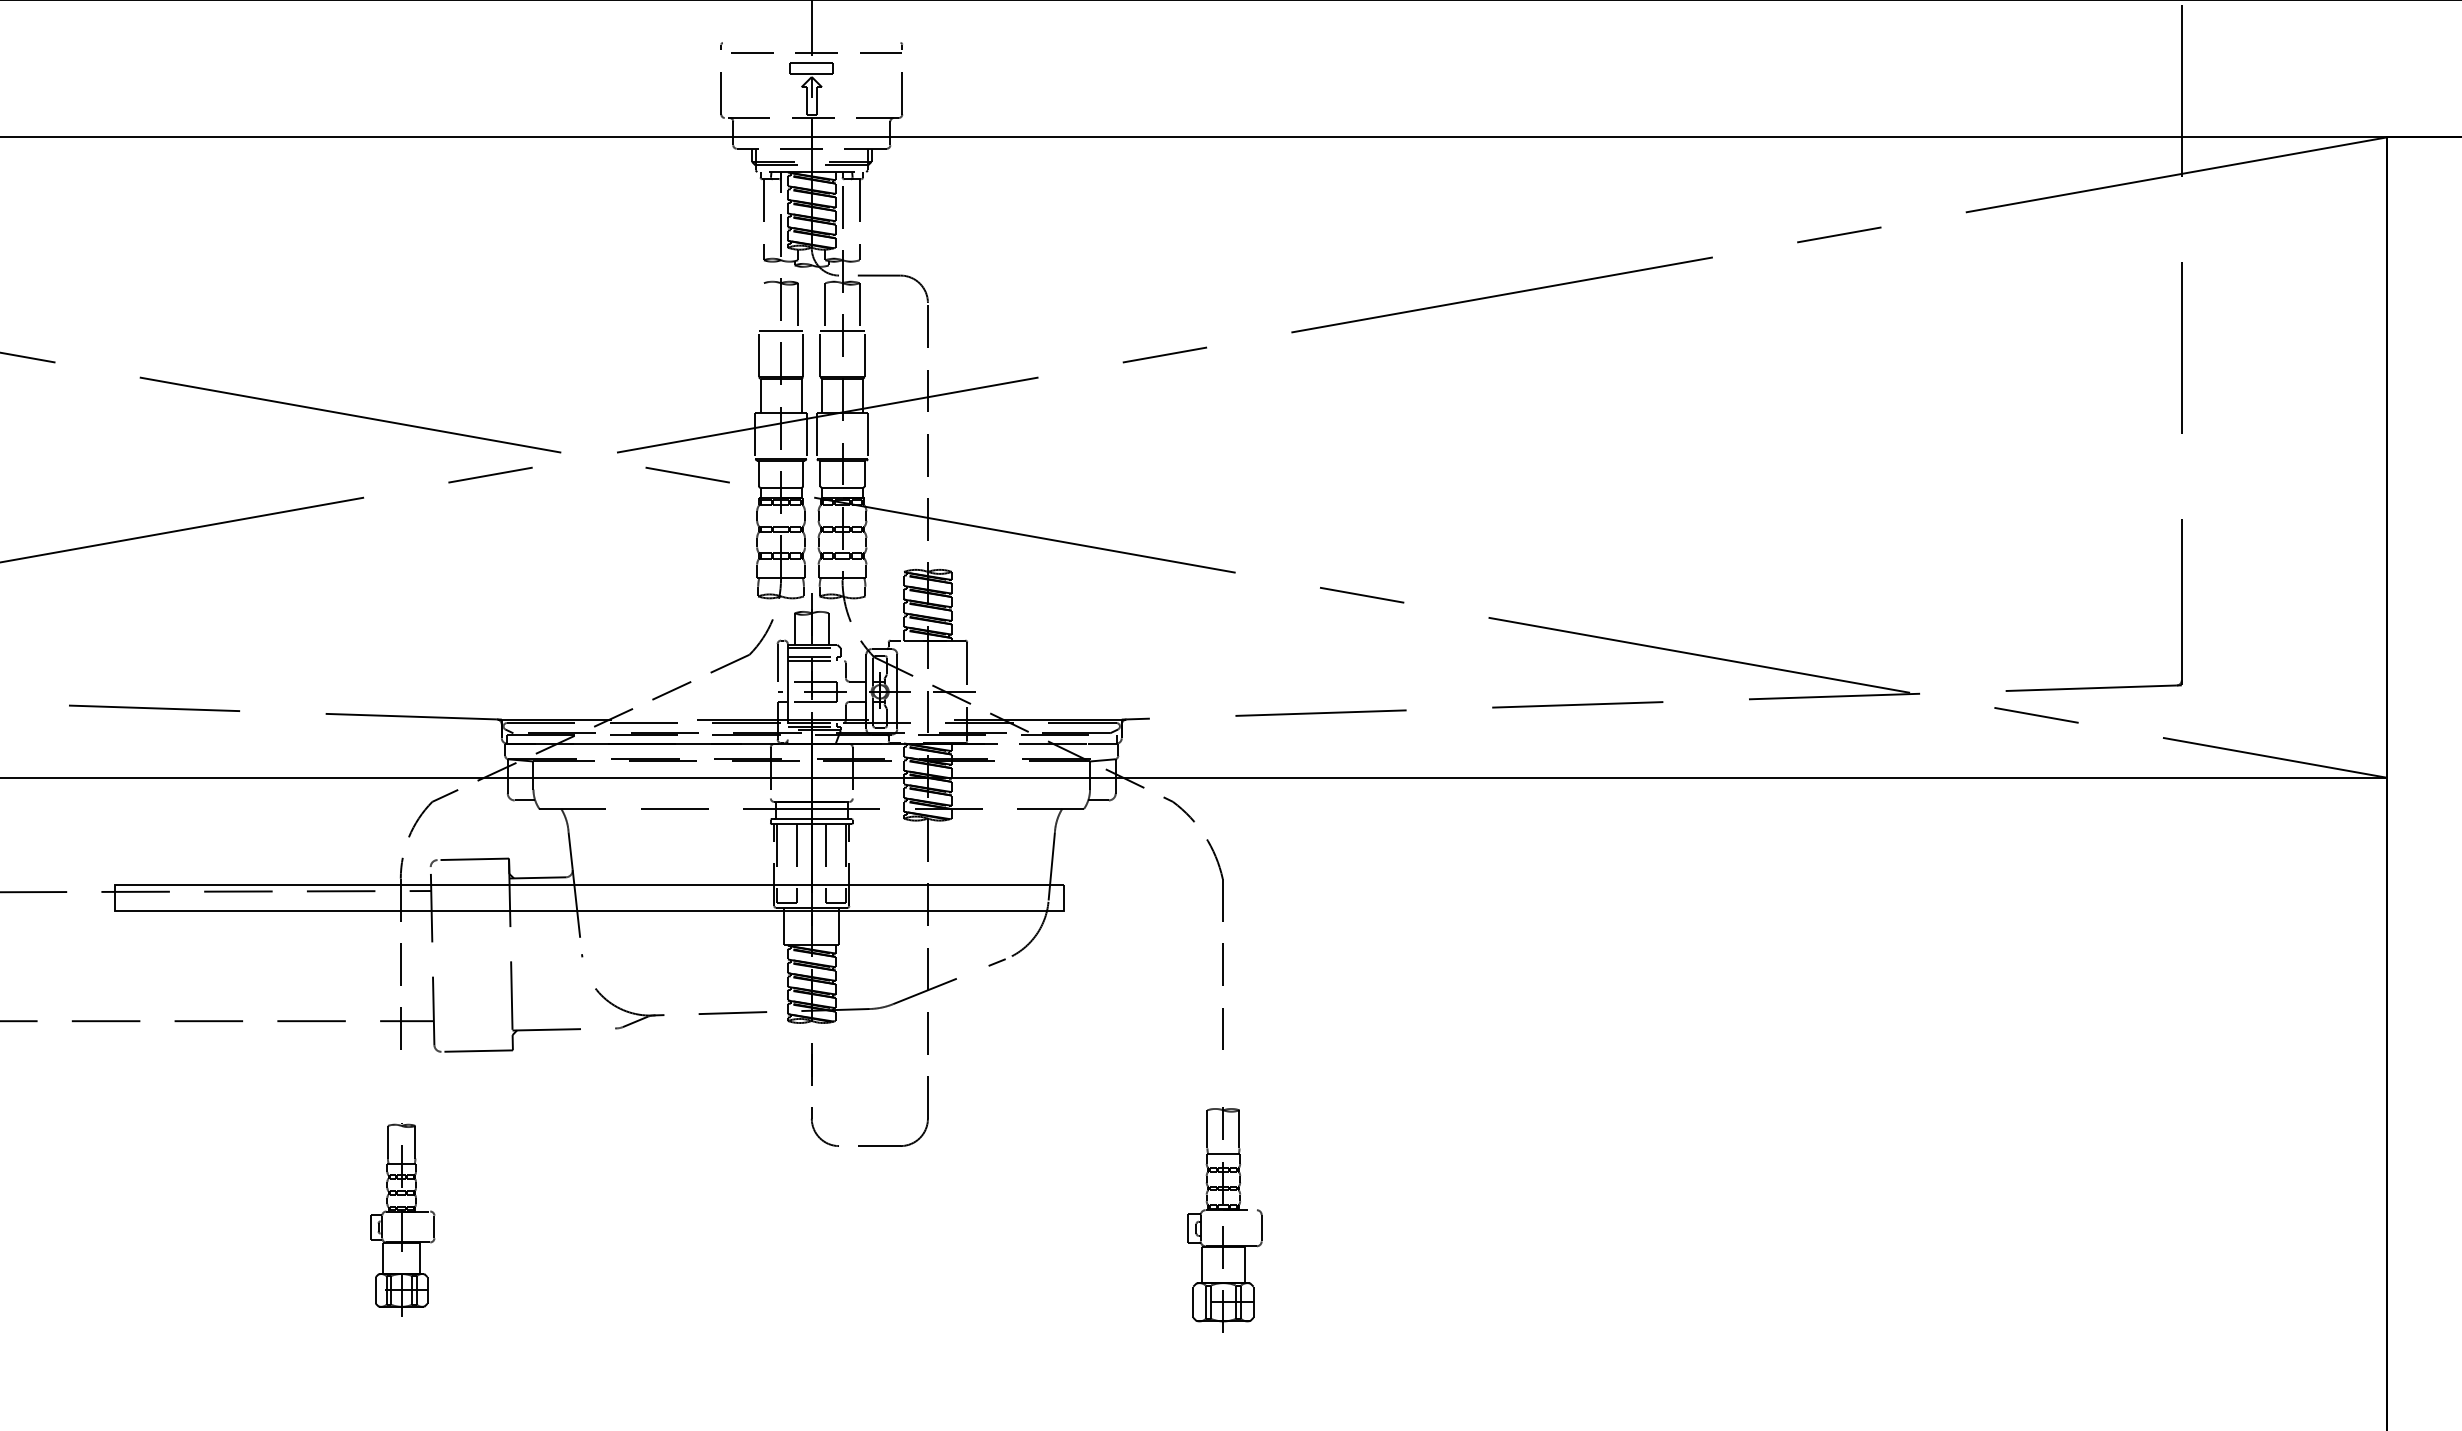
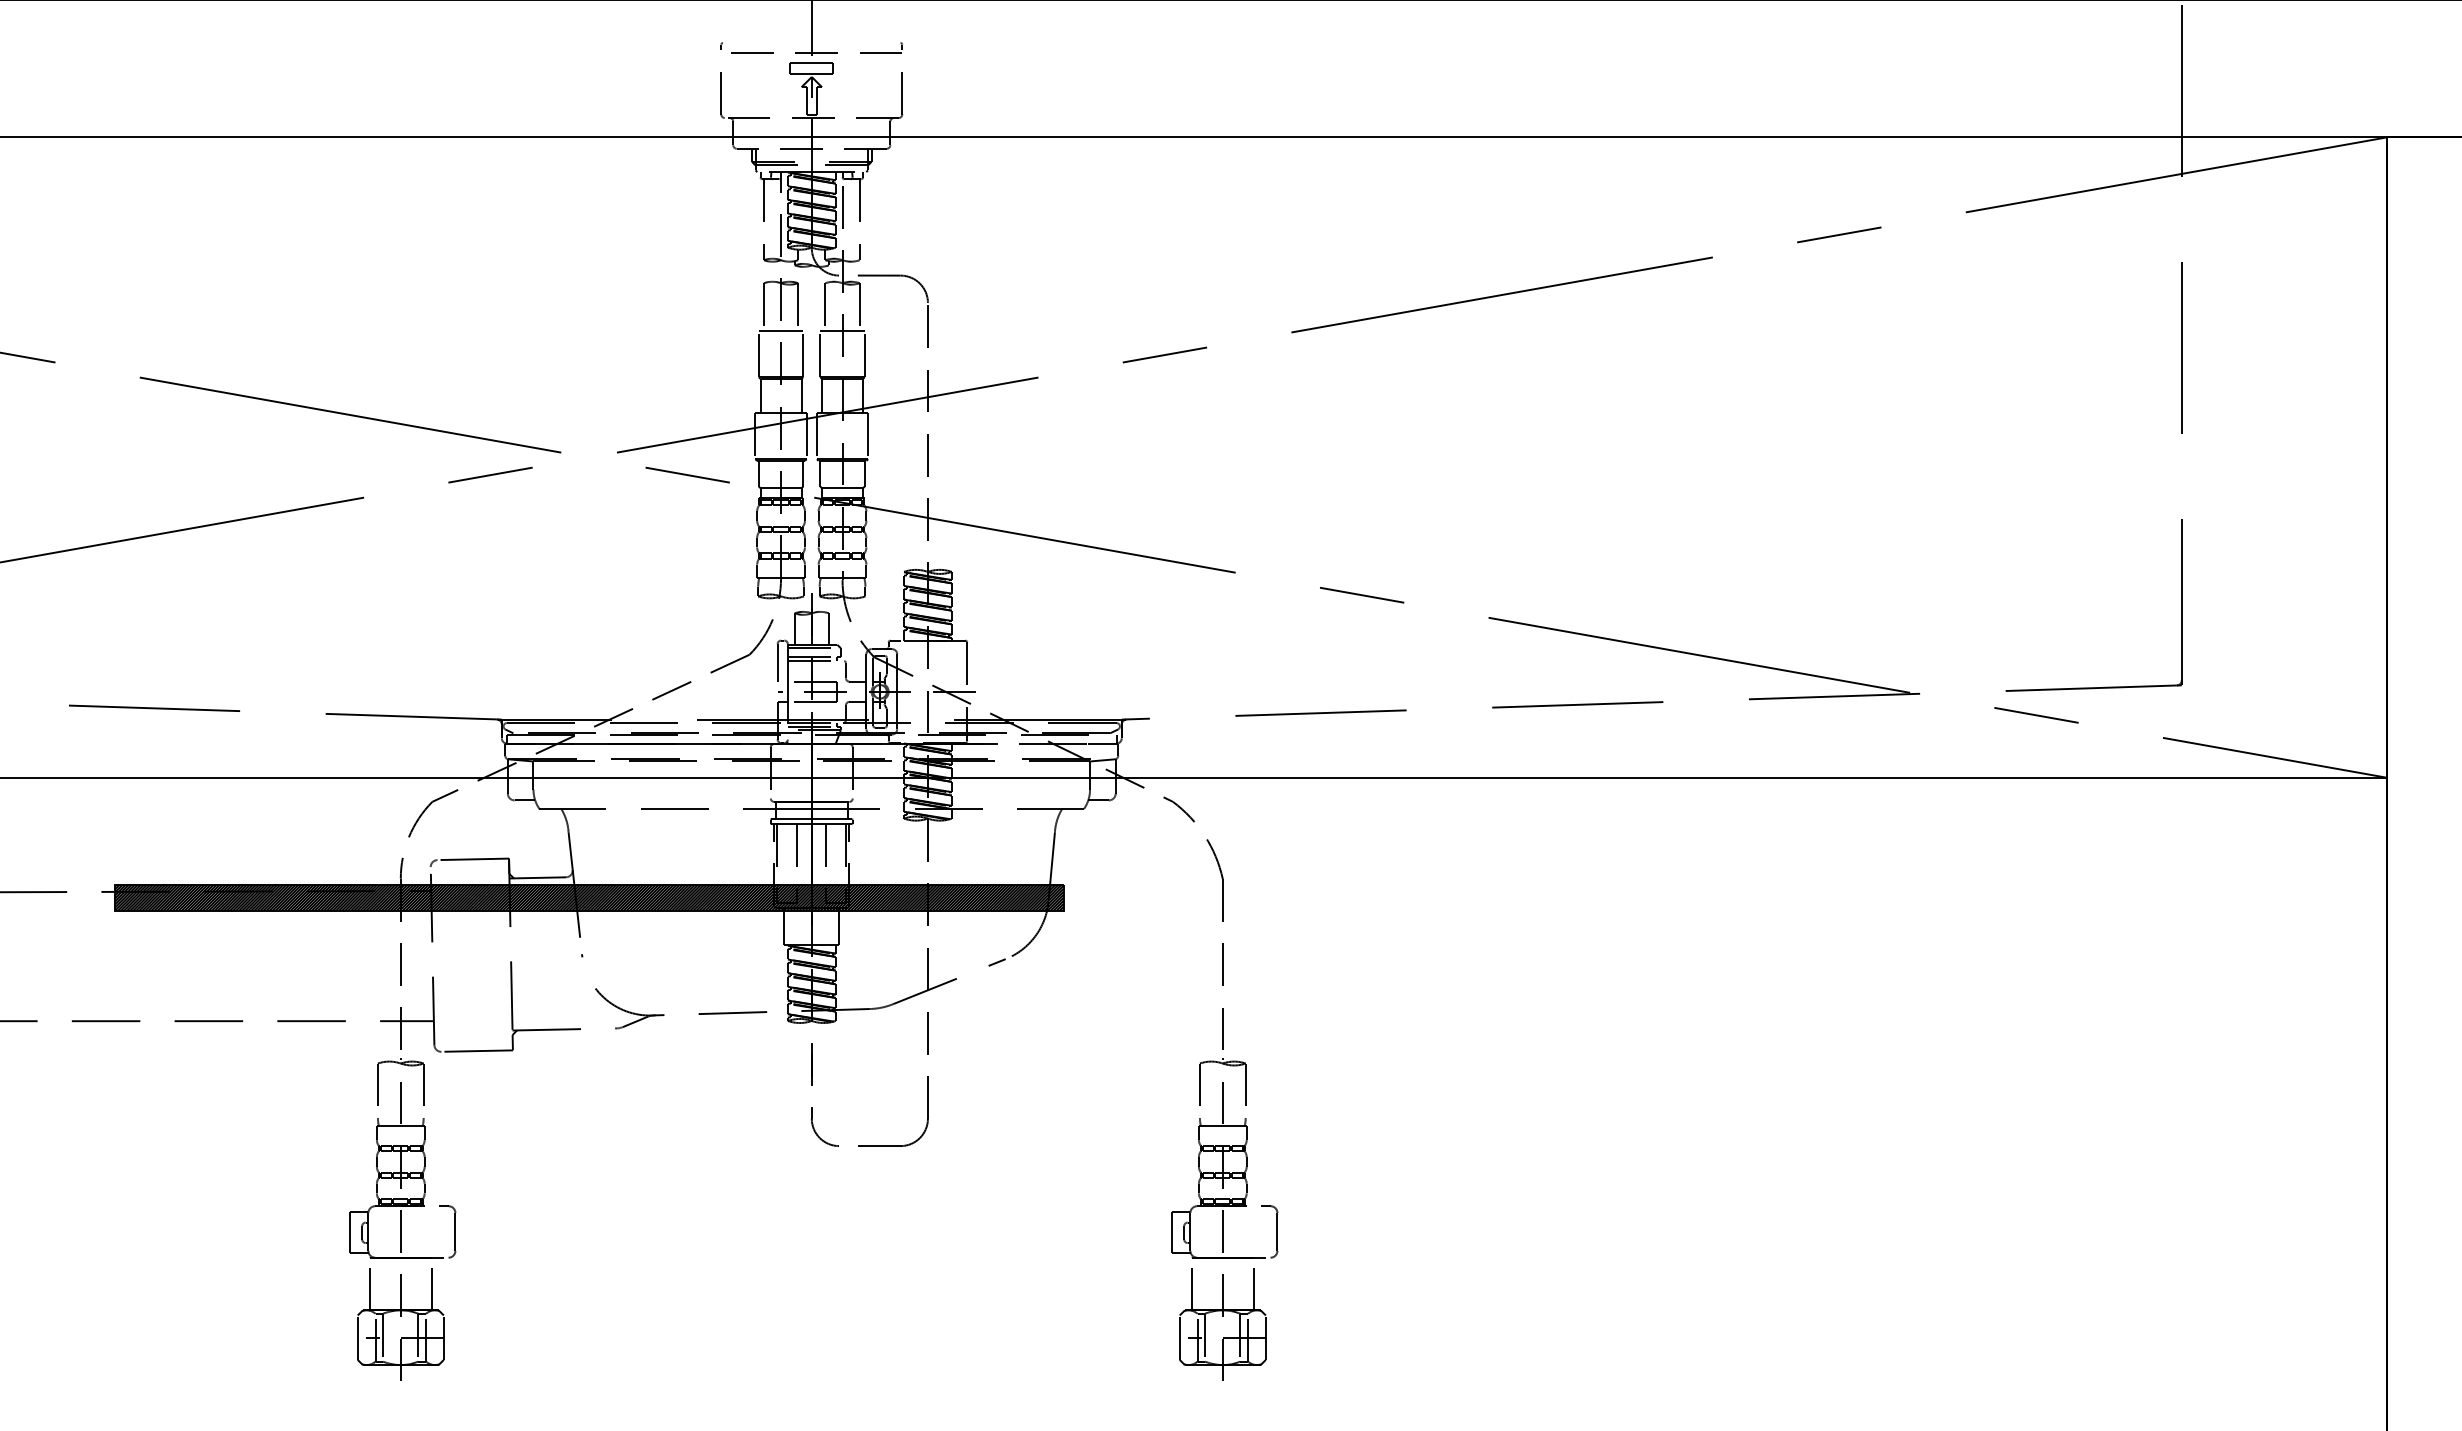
line: none -> present (763, 307)
hatch: none -> present (588, 897)
part size: 66x194 px -> 108x323 px (402, 1219)
part size: 76x226 px -> 108x323 px (1224, 1219)
